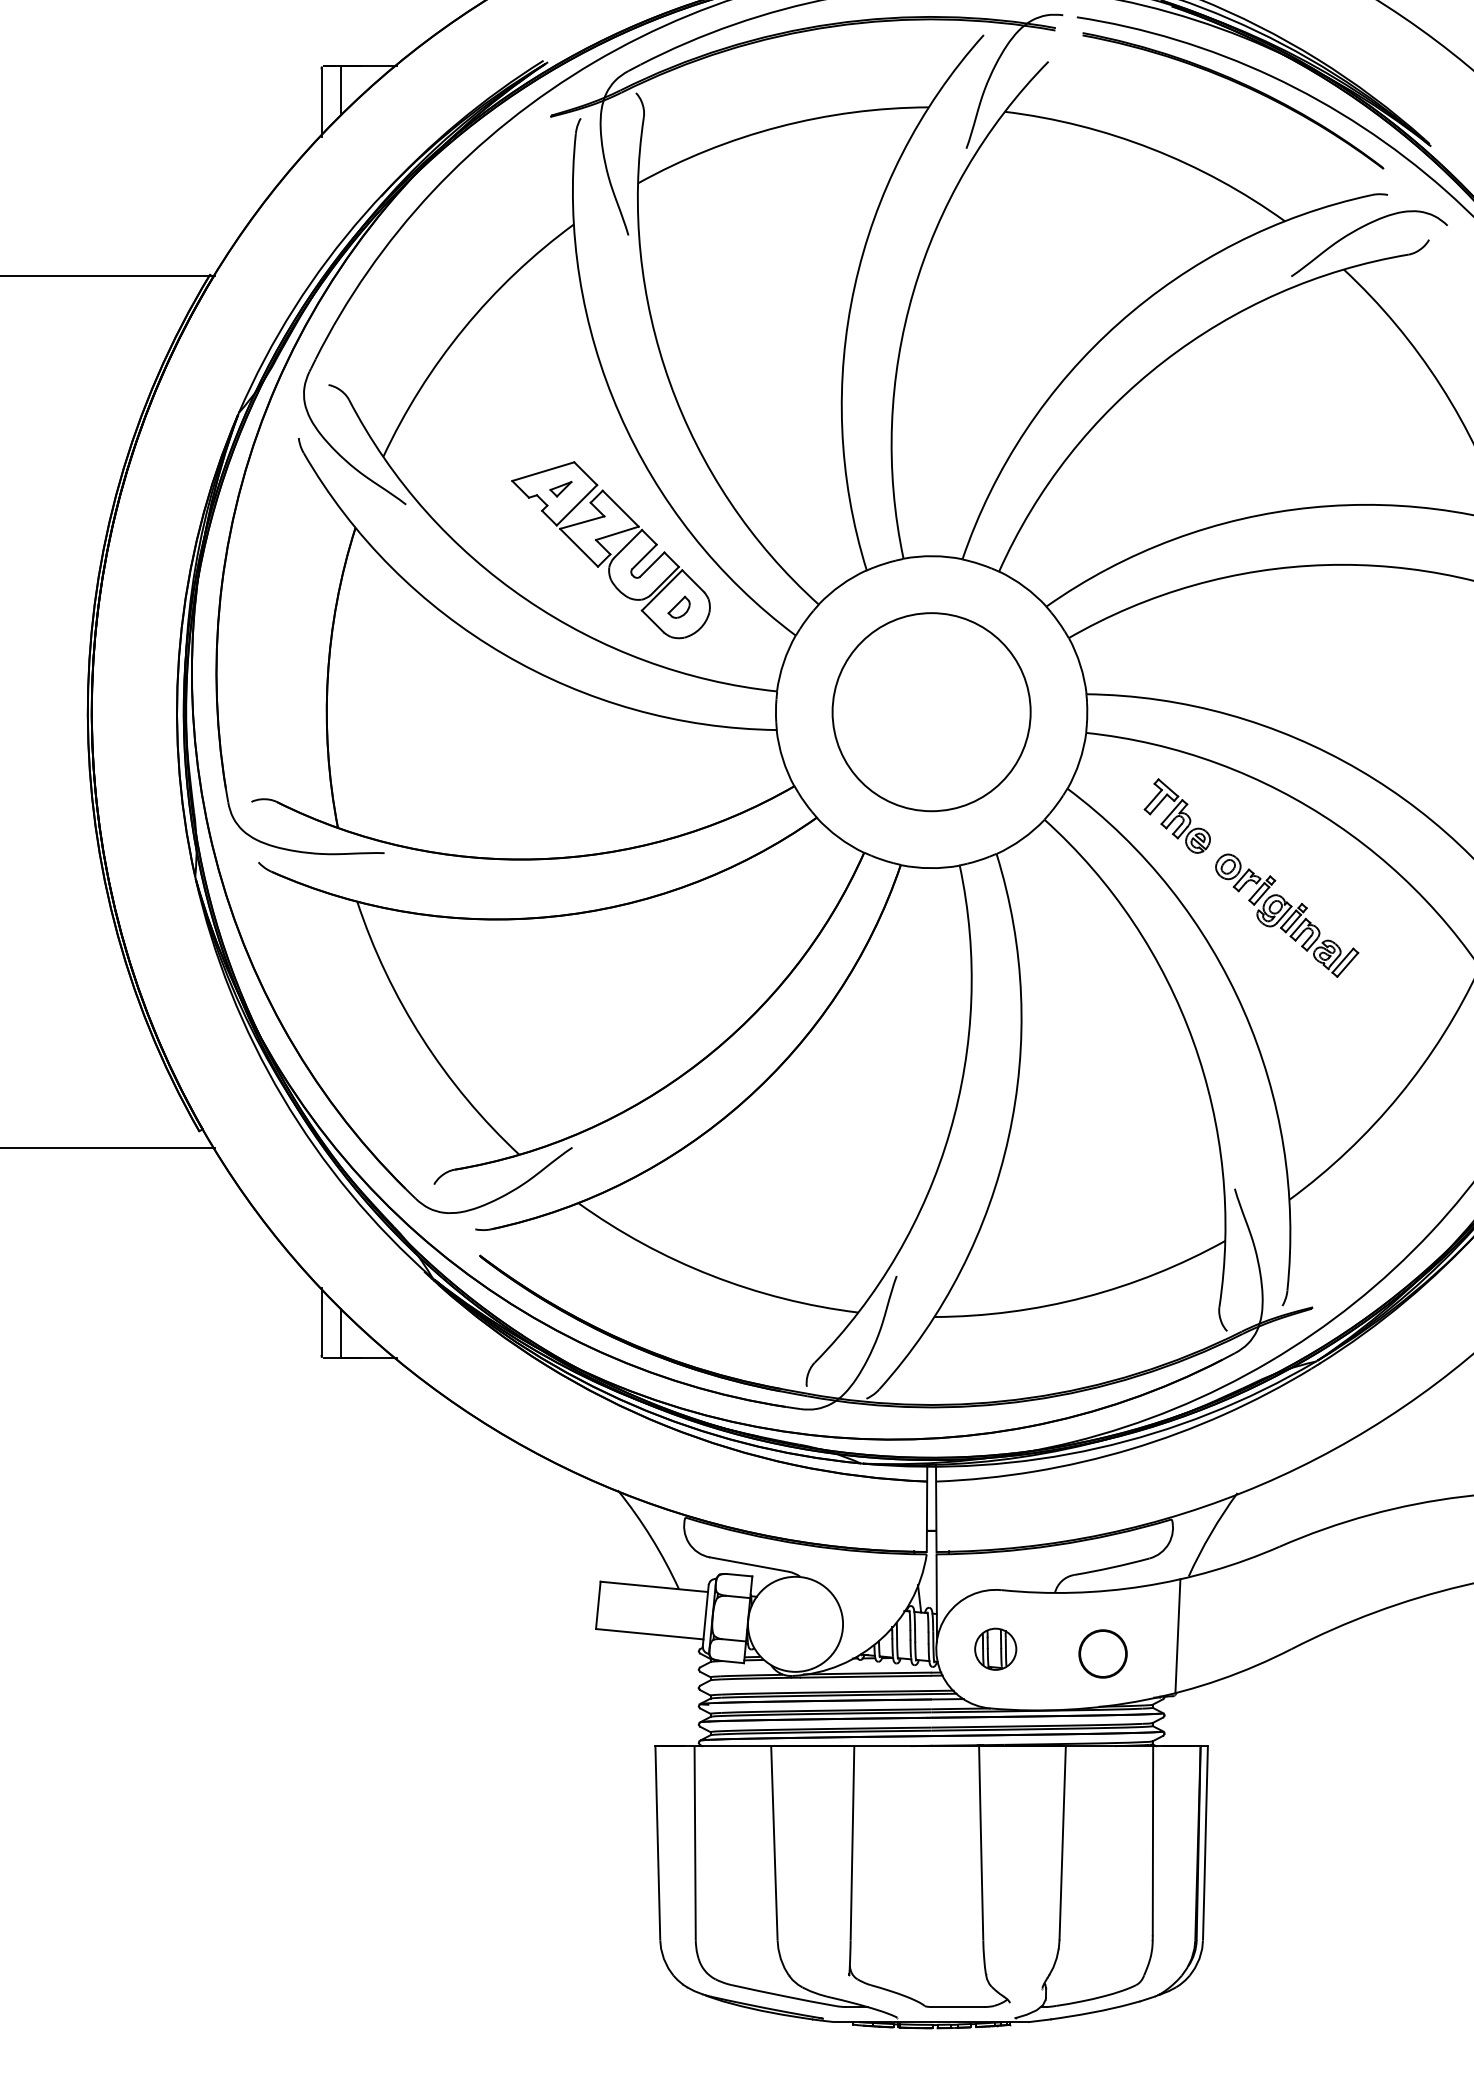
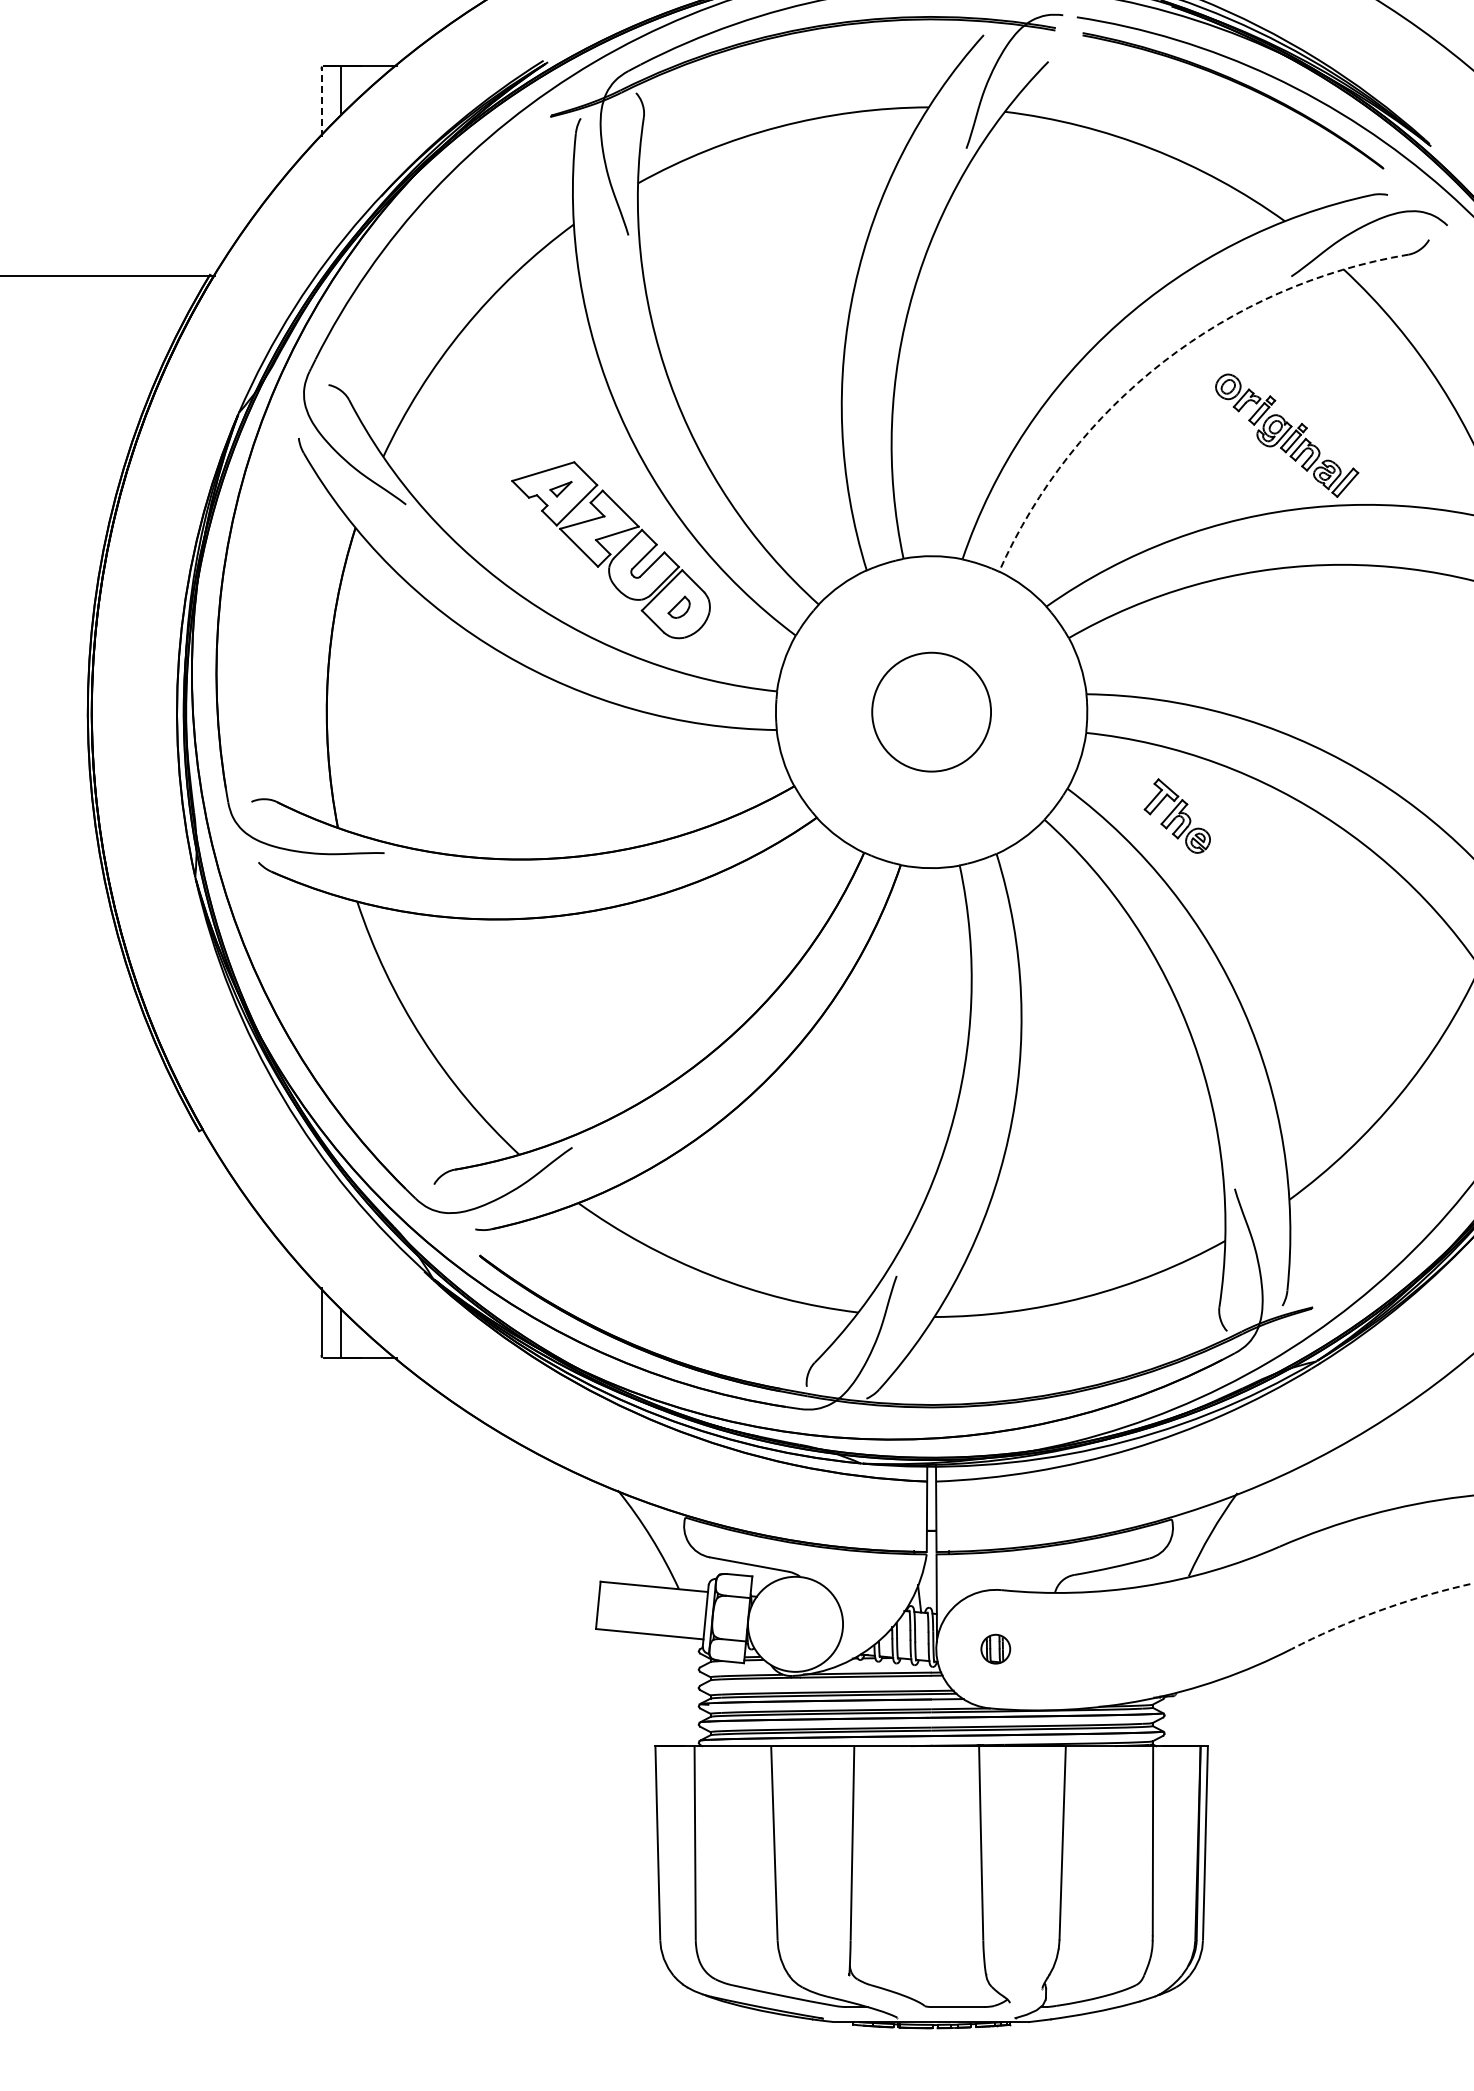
line: solid -> dashed (321, 102)
arc: solid -> dashed (1163, 361)
circle diameter: 198 px -> 119 px (931, 711)
part position: (1287, 915) -> (1287, 435) (1287, 435)
line: present -> none (108, 1147)
arc: solid -> dashed (1380, 1610)
line: present -> none (1177, 1636)
part size: 44x44 px -> 32x32 px (995, 1648)
circle: present -> none (1102, 1653)
